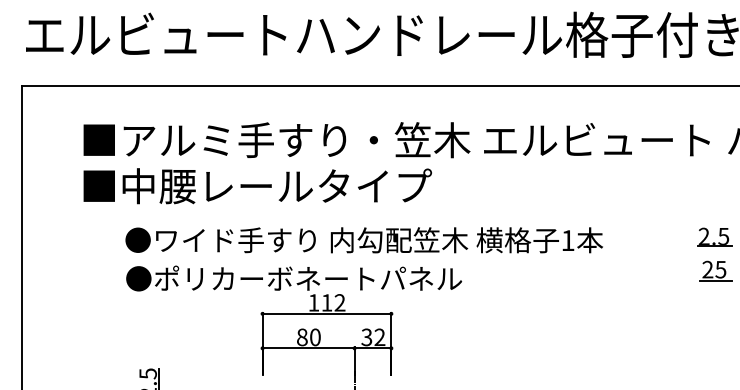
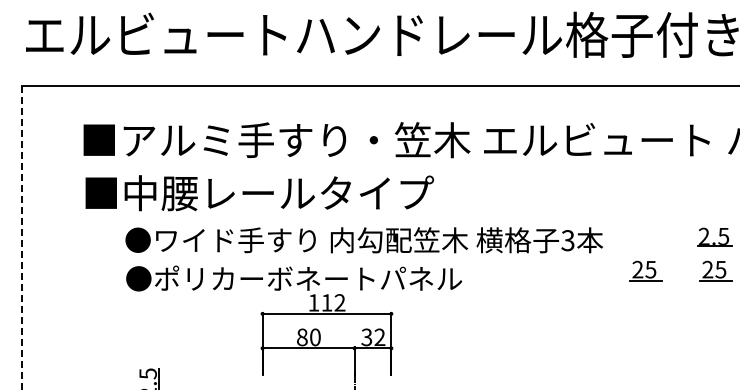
text position: (257, 186) -> (259, 193) (259, 193)
line: solid -> dashed (22, 238)
text: 1 -> 3 (567, 240)
part: none -> present (645, 270)
